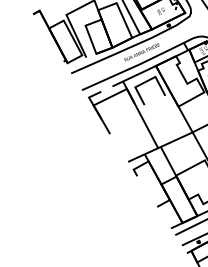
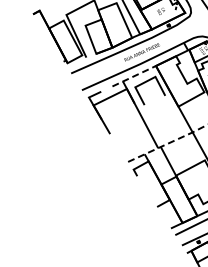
line: solid -> dashed (134, 76)
line: solid -> dashed (169, 143)
